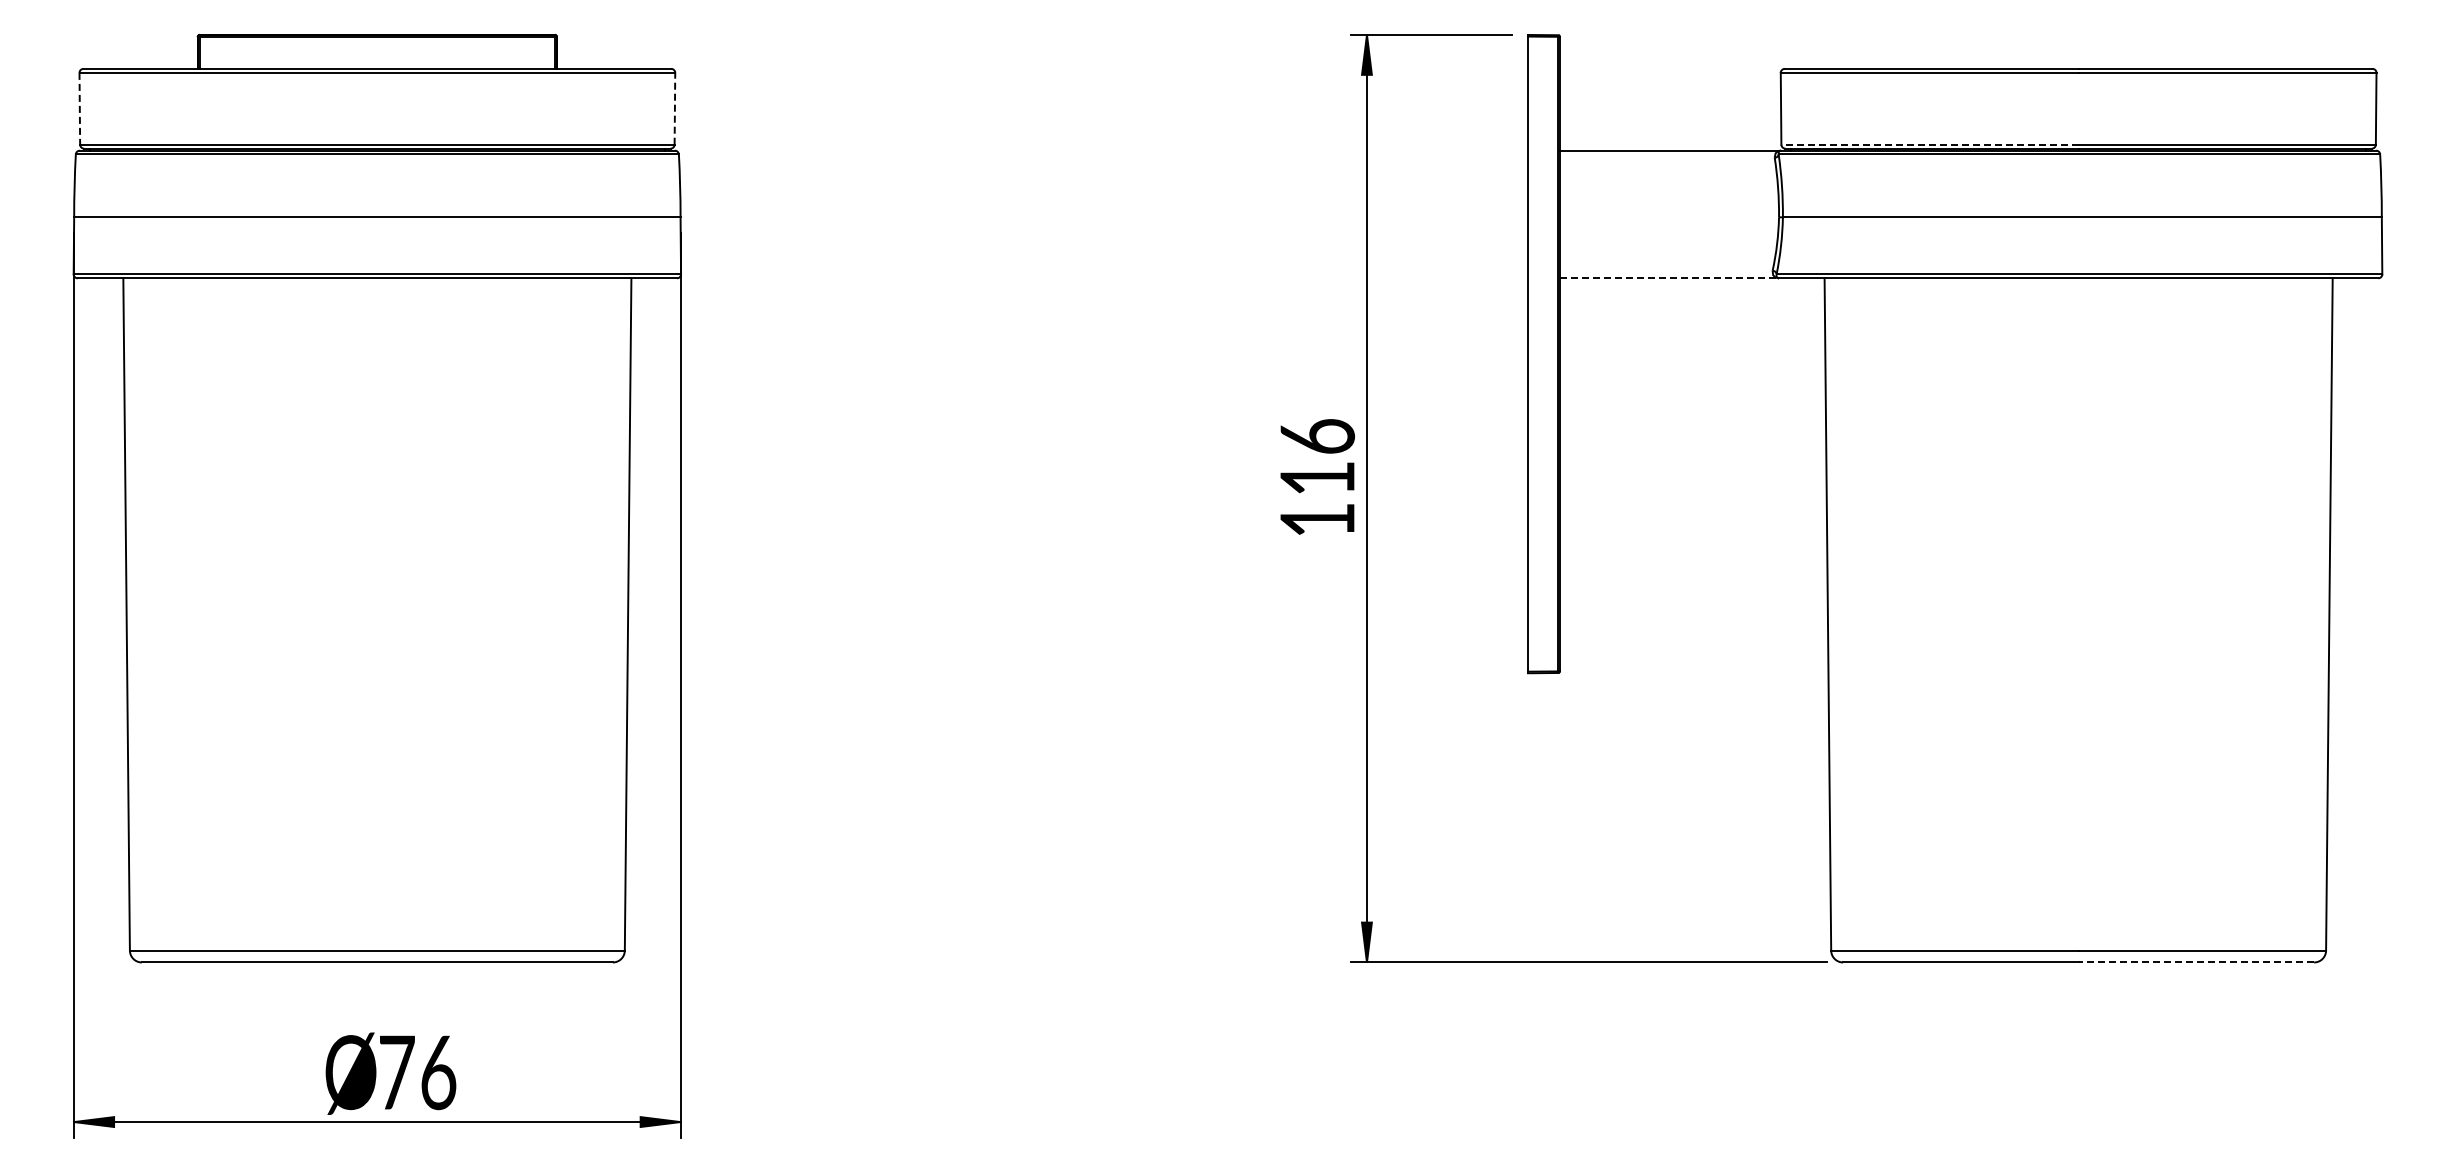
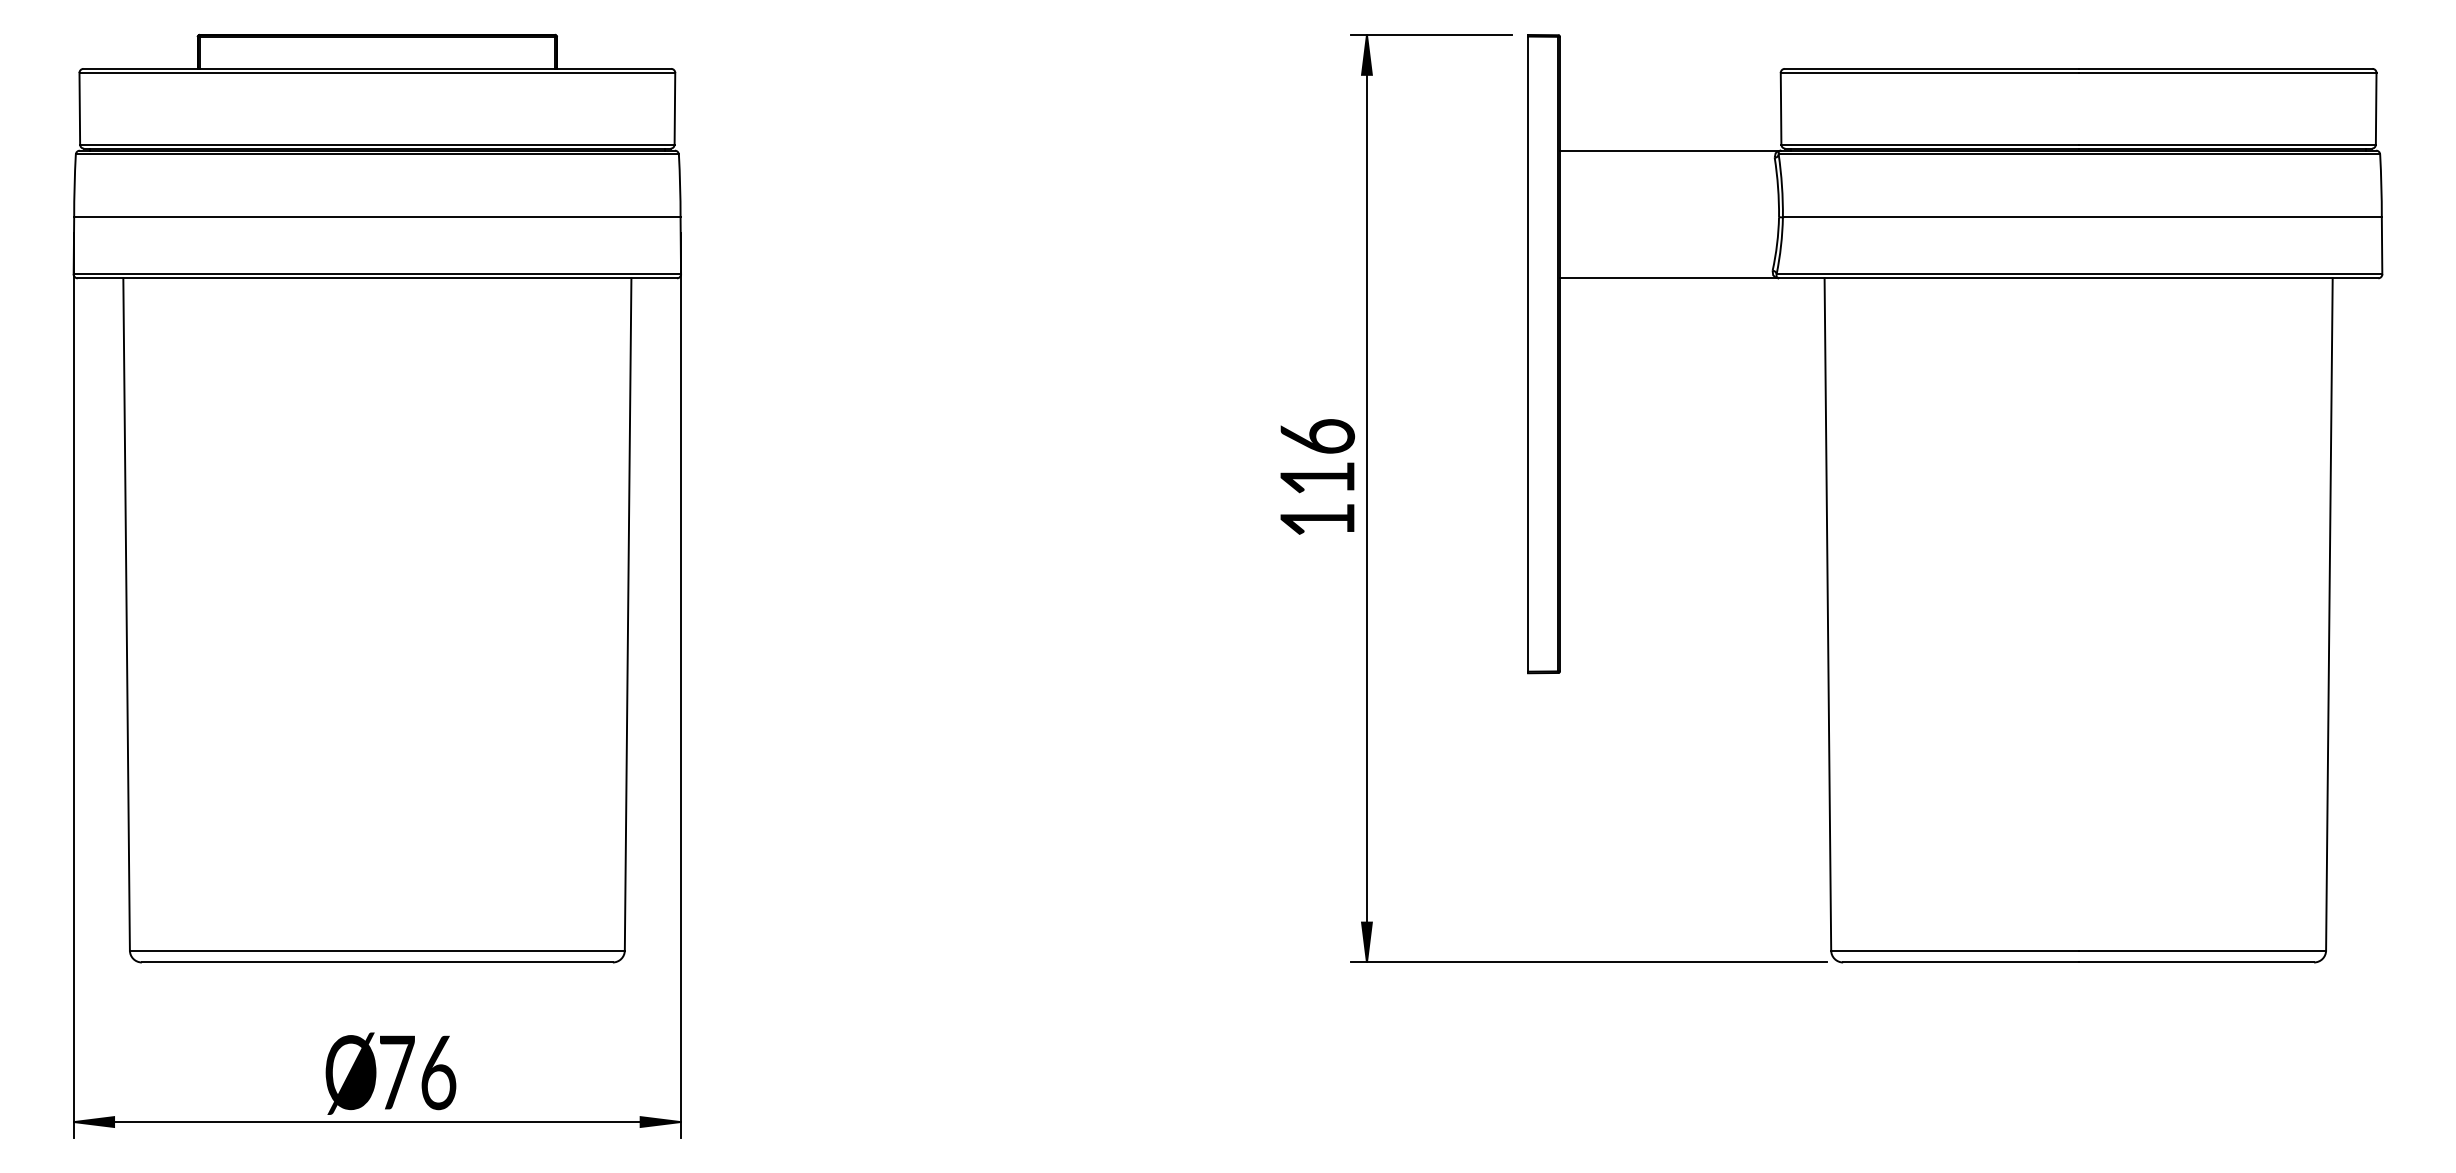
line: dashed -> solid (79, 108)
line: dashed -> solid (674, 108)
line: dashed -> solid (1930, 144)
line: dashed -> solid (1669, 278)
line: dashed -> solid (2196, 962)
